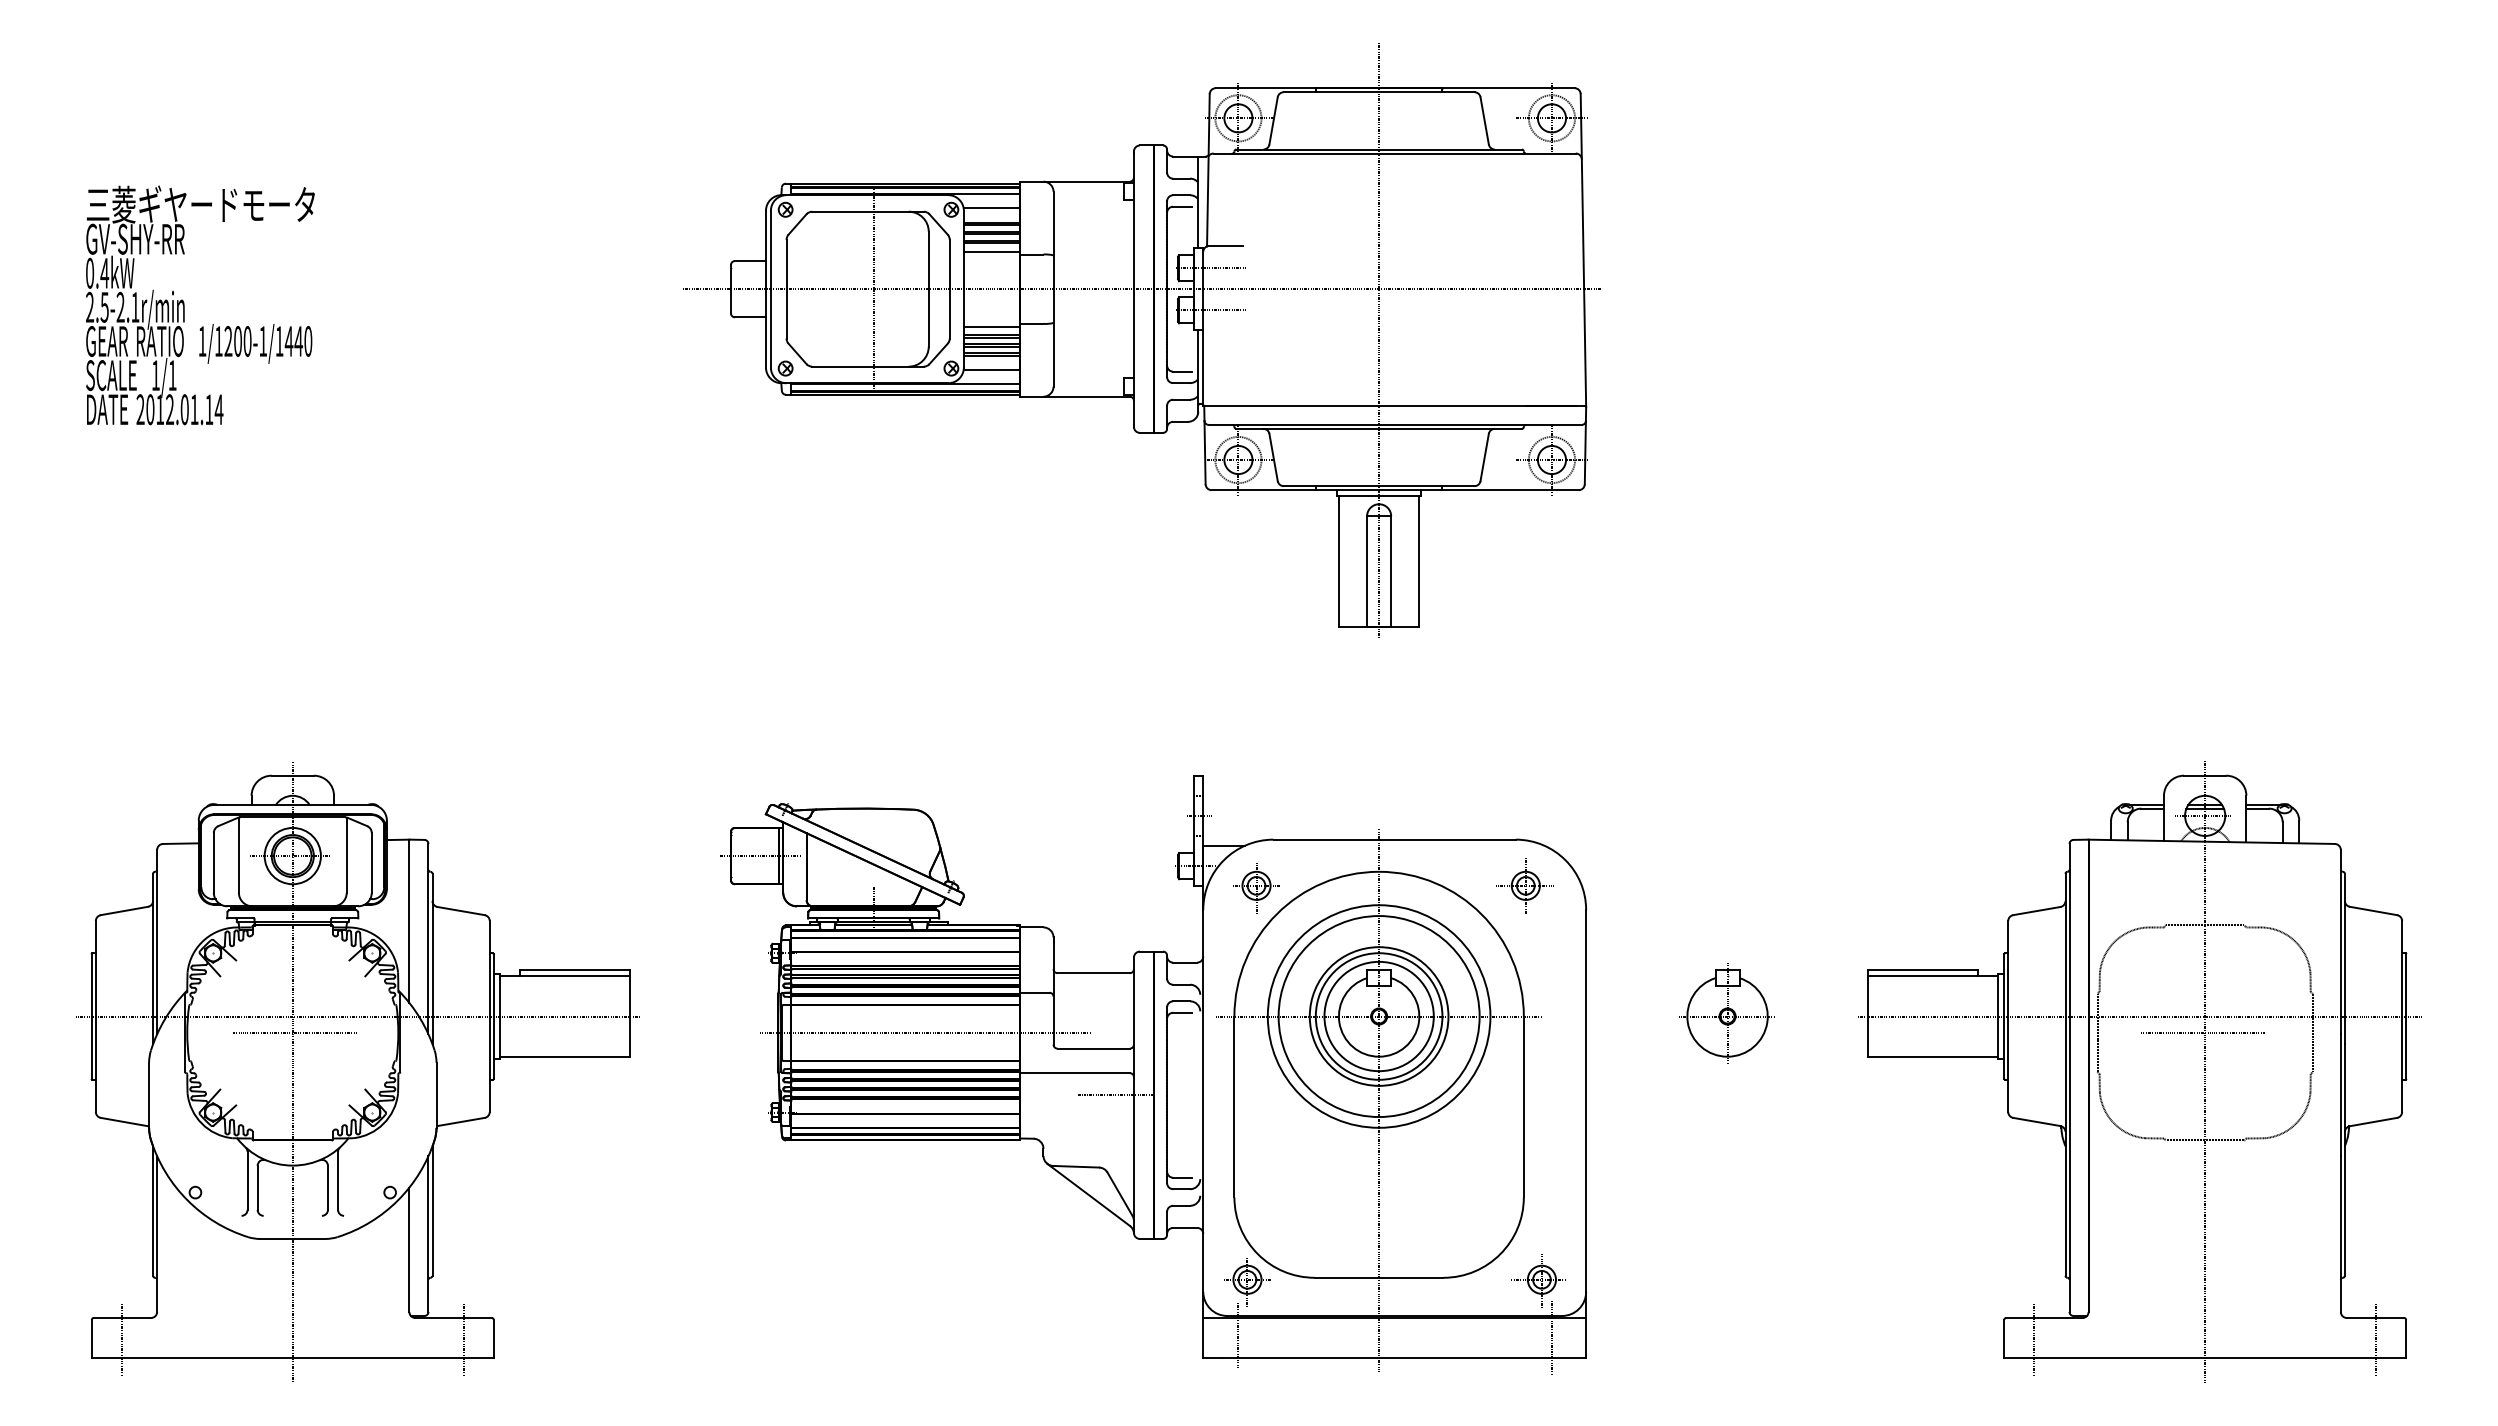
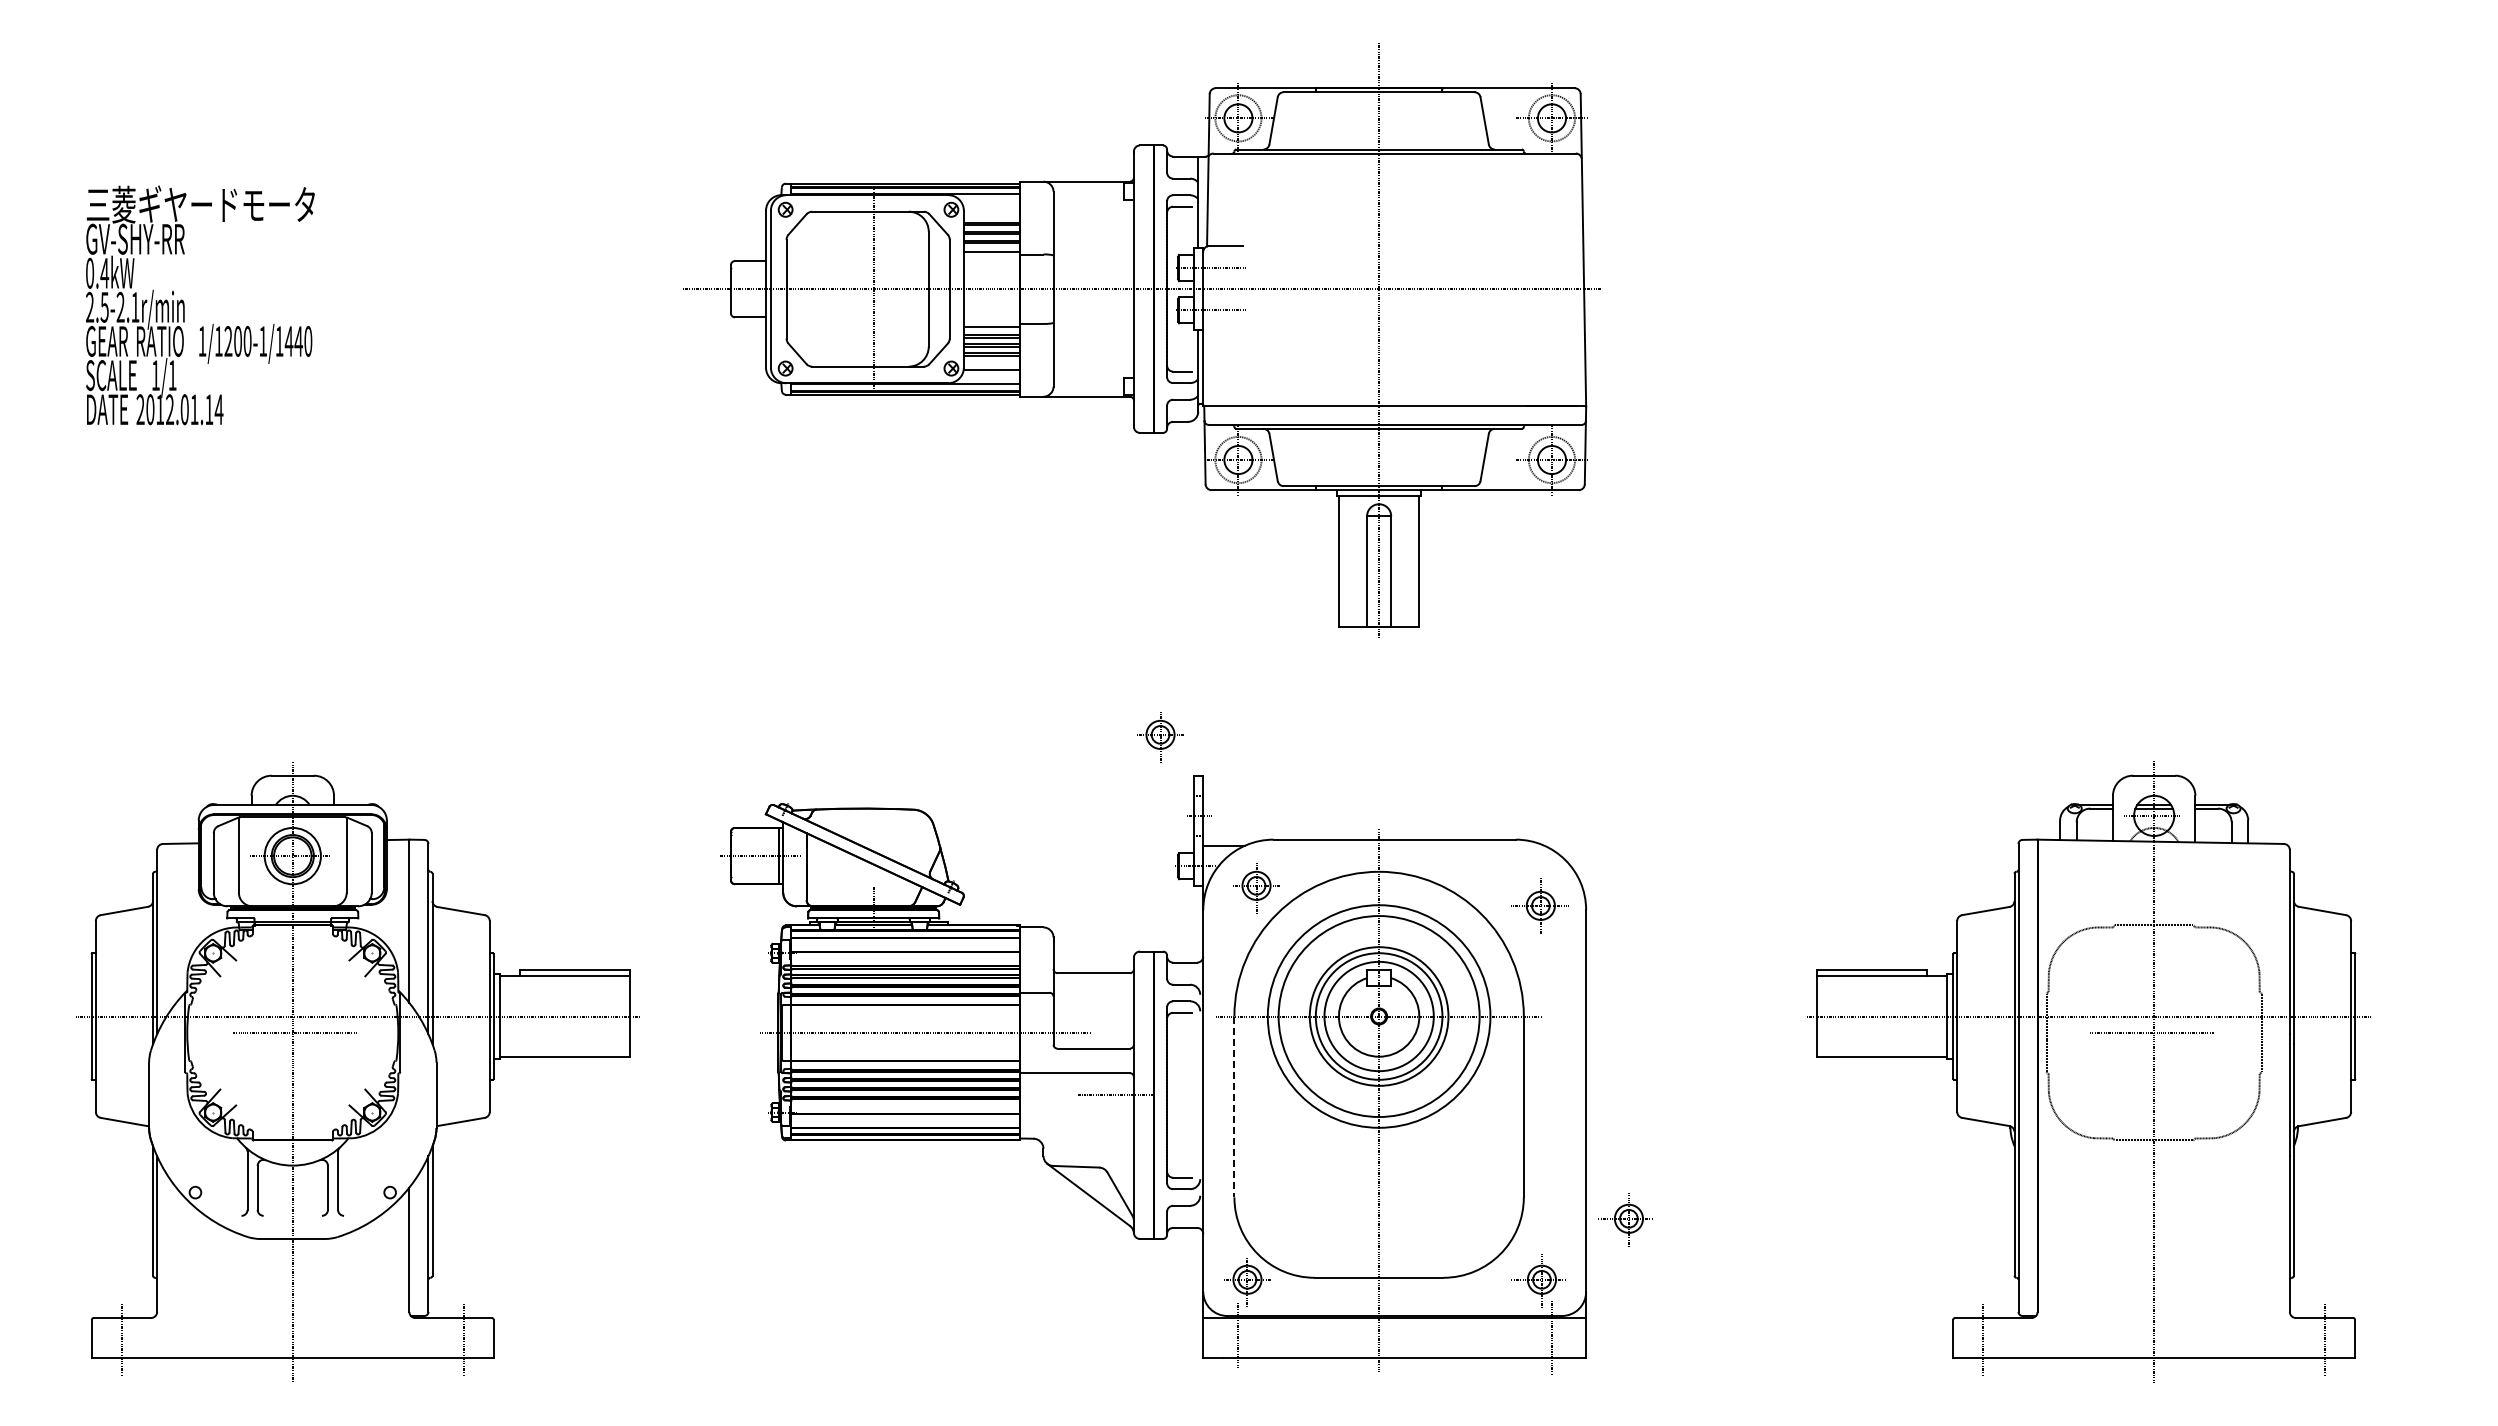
line: present -> none (991, 207)
part: none -> present (1160, 737)
part position: (1524, 885) -> (1539, 905) (1539, 905)
part: present -> none (1726, 1013)
part position: (2139, 1071) -> (2088, 1071) (2088, 1071)
line: solid -> dashed (1234, 1107)
part: none -> present (1625, 1219)
